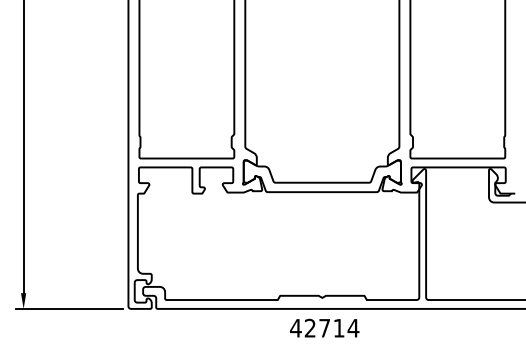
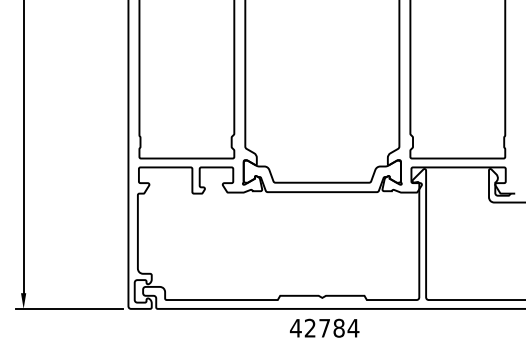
text: 42714 -> 42784 (338, 327)
